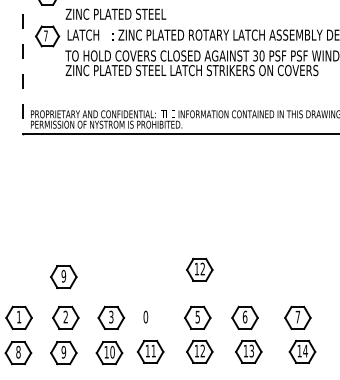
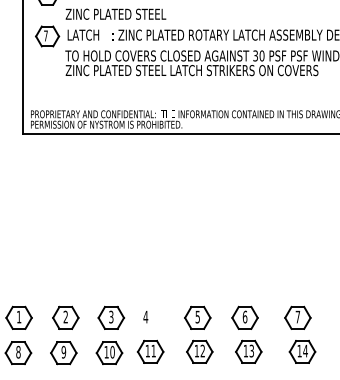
line: dashed -> solid (22, 67)
part: present -> none (199, 269)
part: present -> none (63, 277)
text: 0 -> 4 (145, 316)
